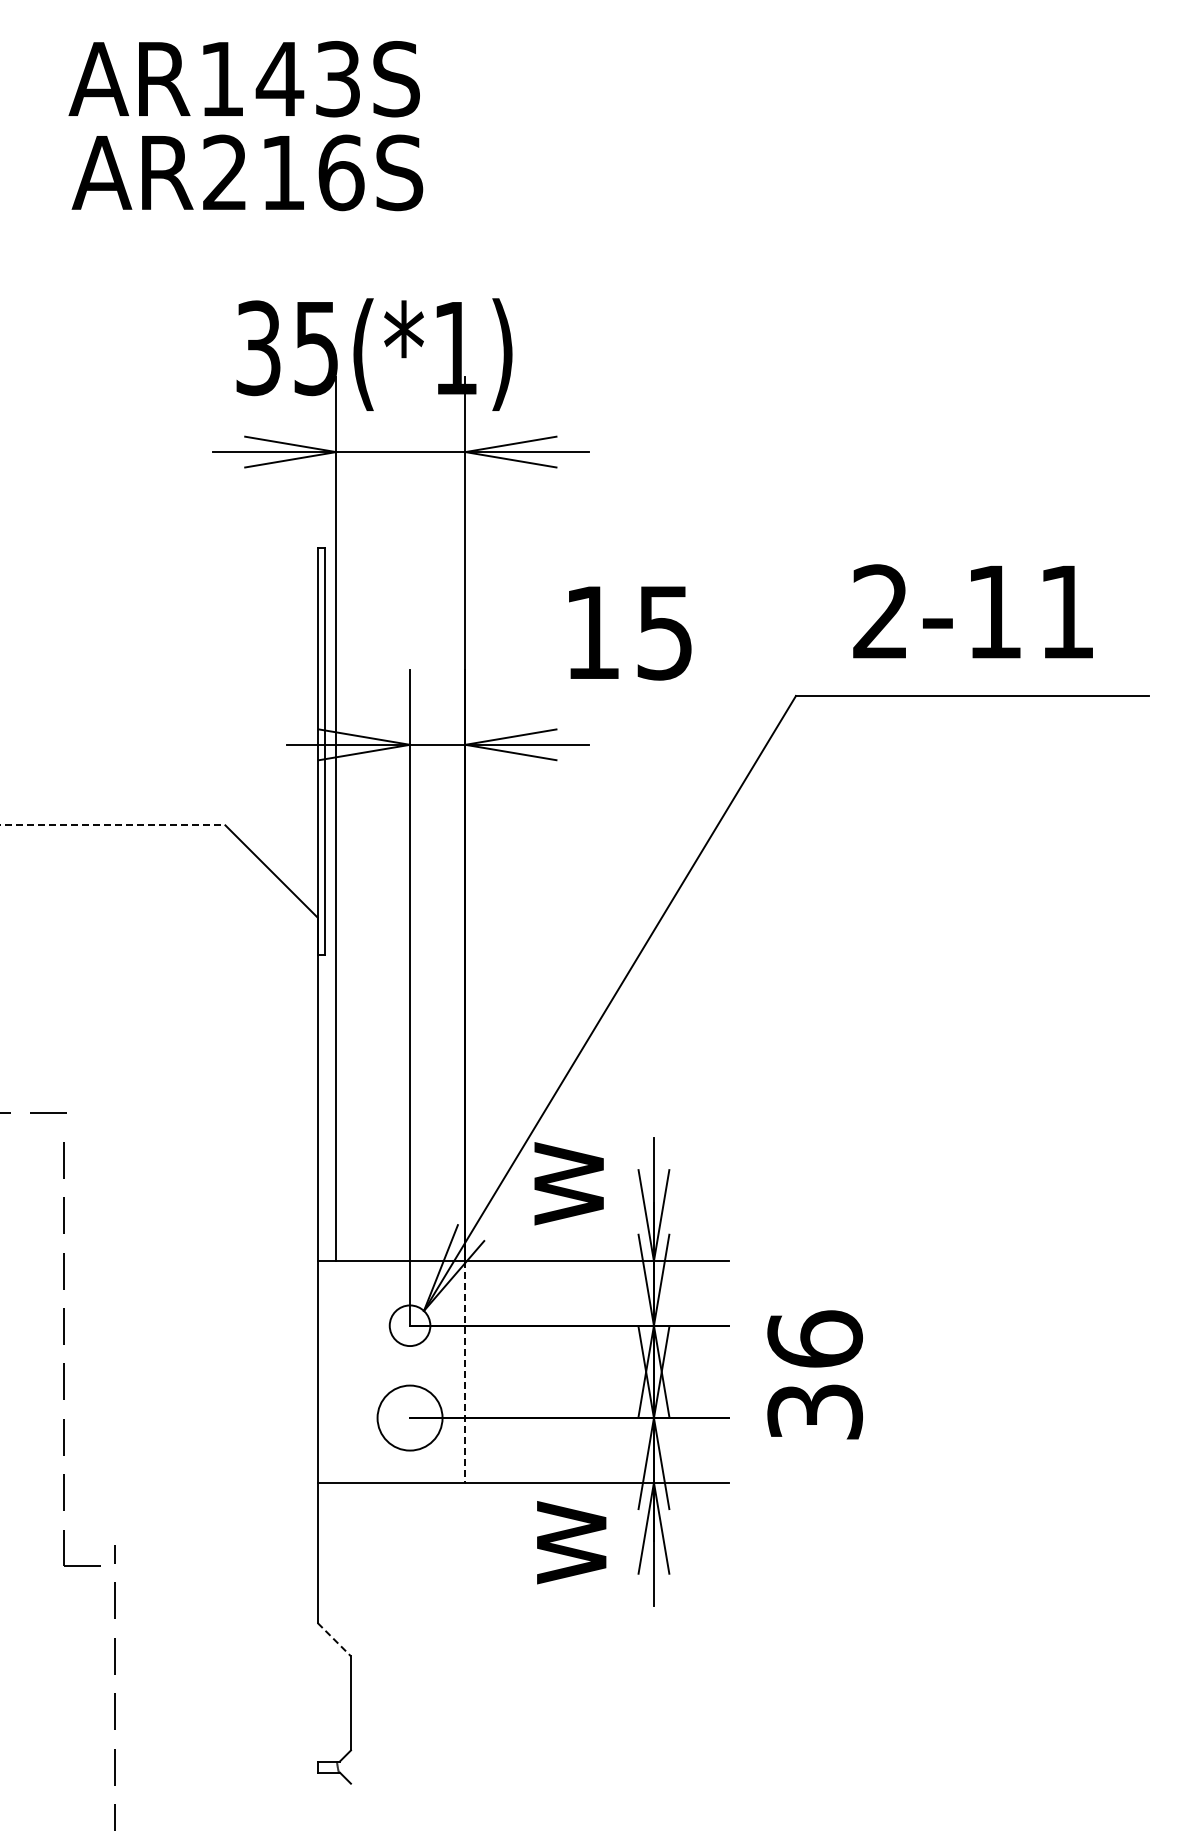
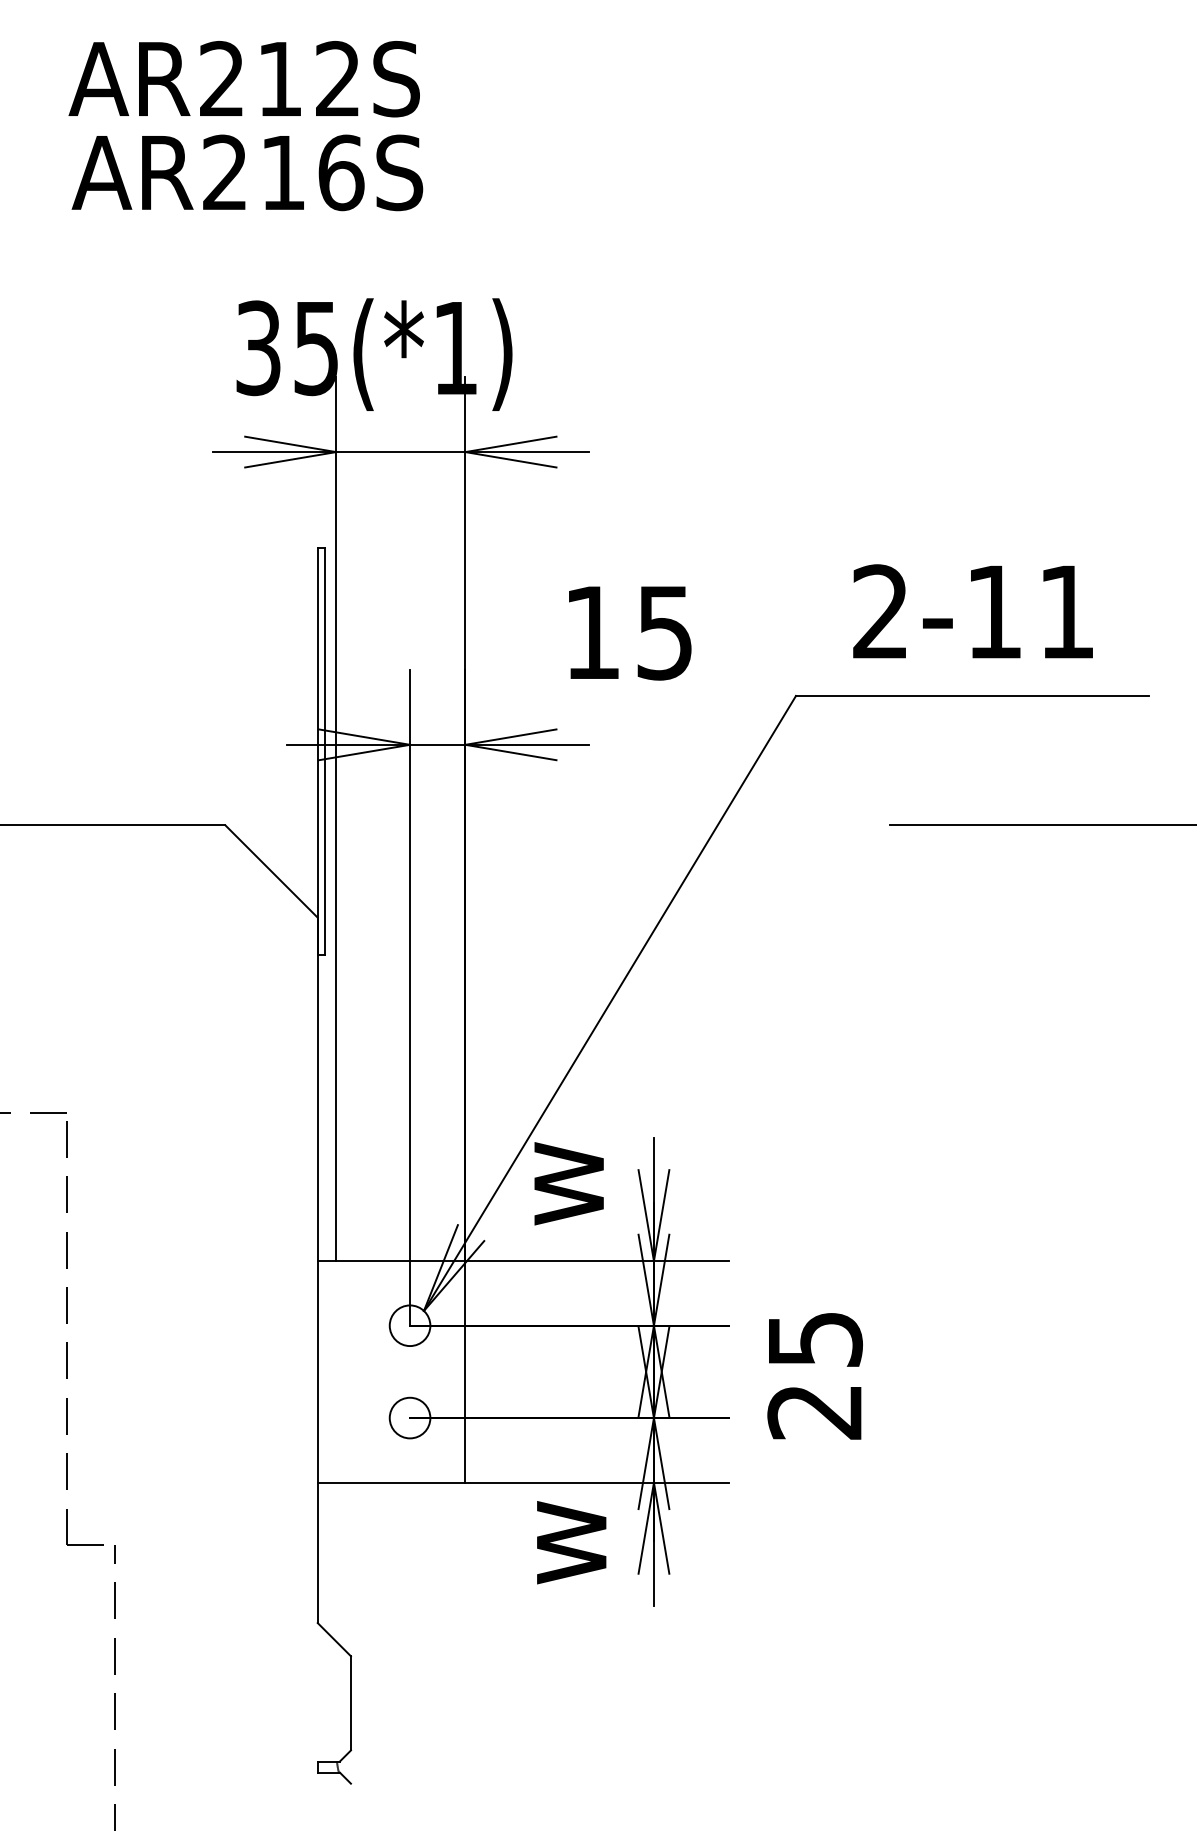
text: AR143S -> AR212S (279, 78)
line: dashed -> solid (113, 825)
line: none -> present (1041, 825)
part position: (64, 1363) -> (67, 1342) (67, 1342)
line: dashed -> solid (465, 1371)
text: 36 -> 25 (814, 1374)
circle diameter: 65 px -> 41 px (409, 1417)
line: dashed -> solid (334, 1639)
